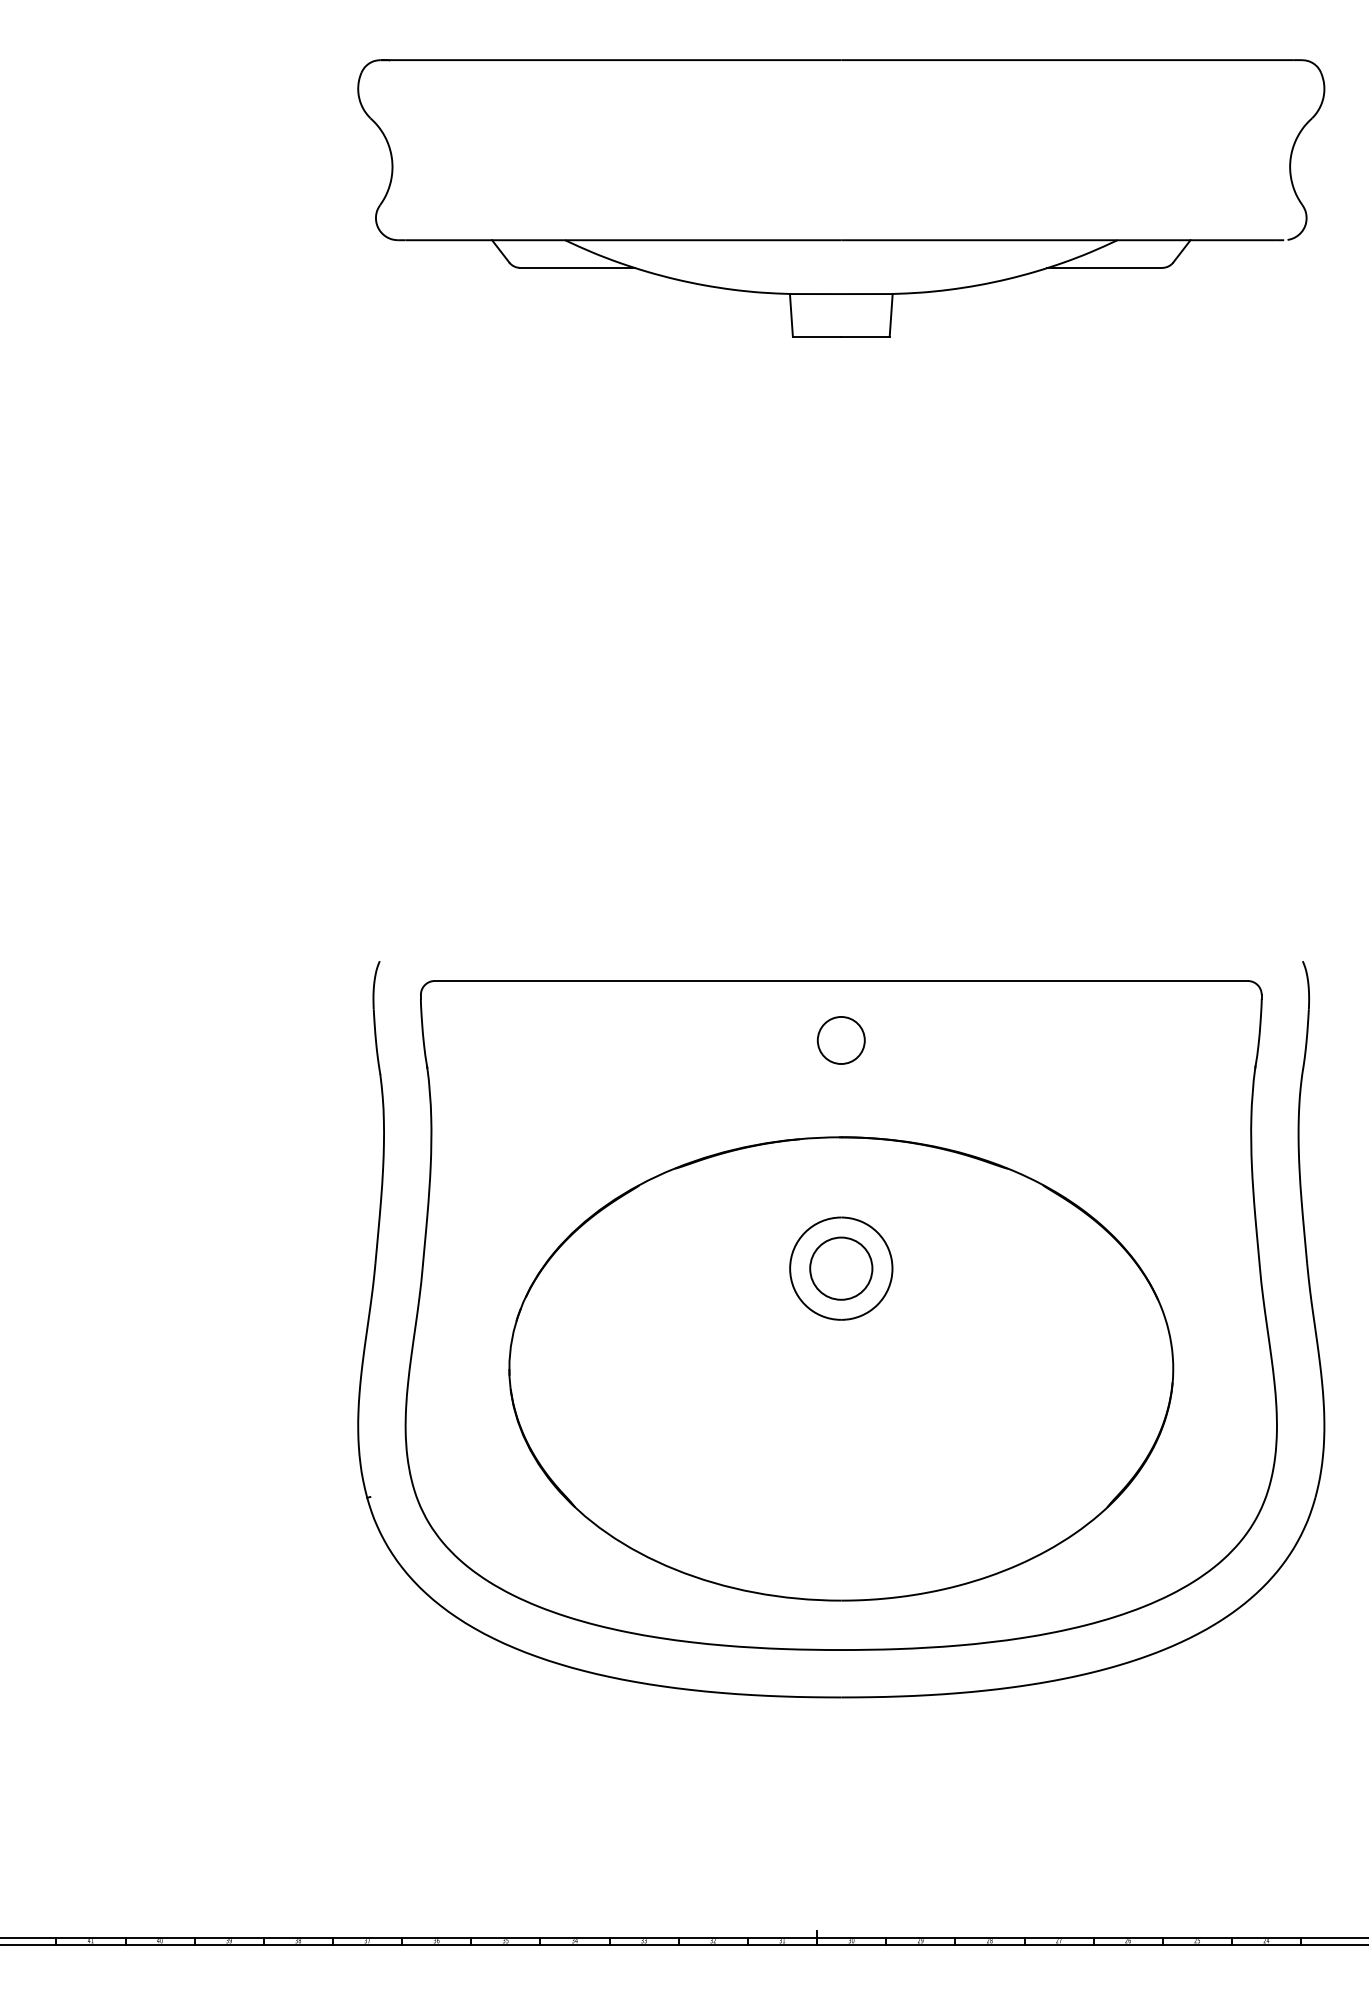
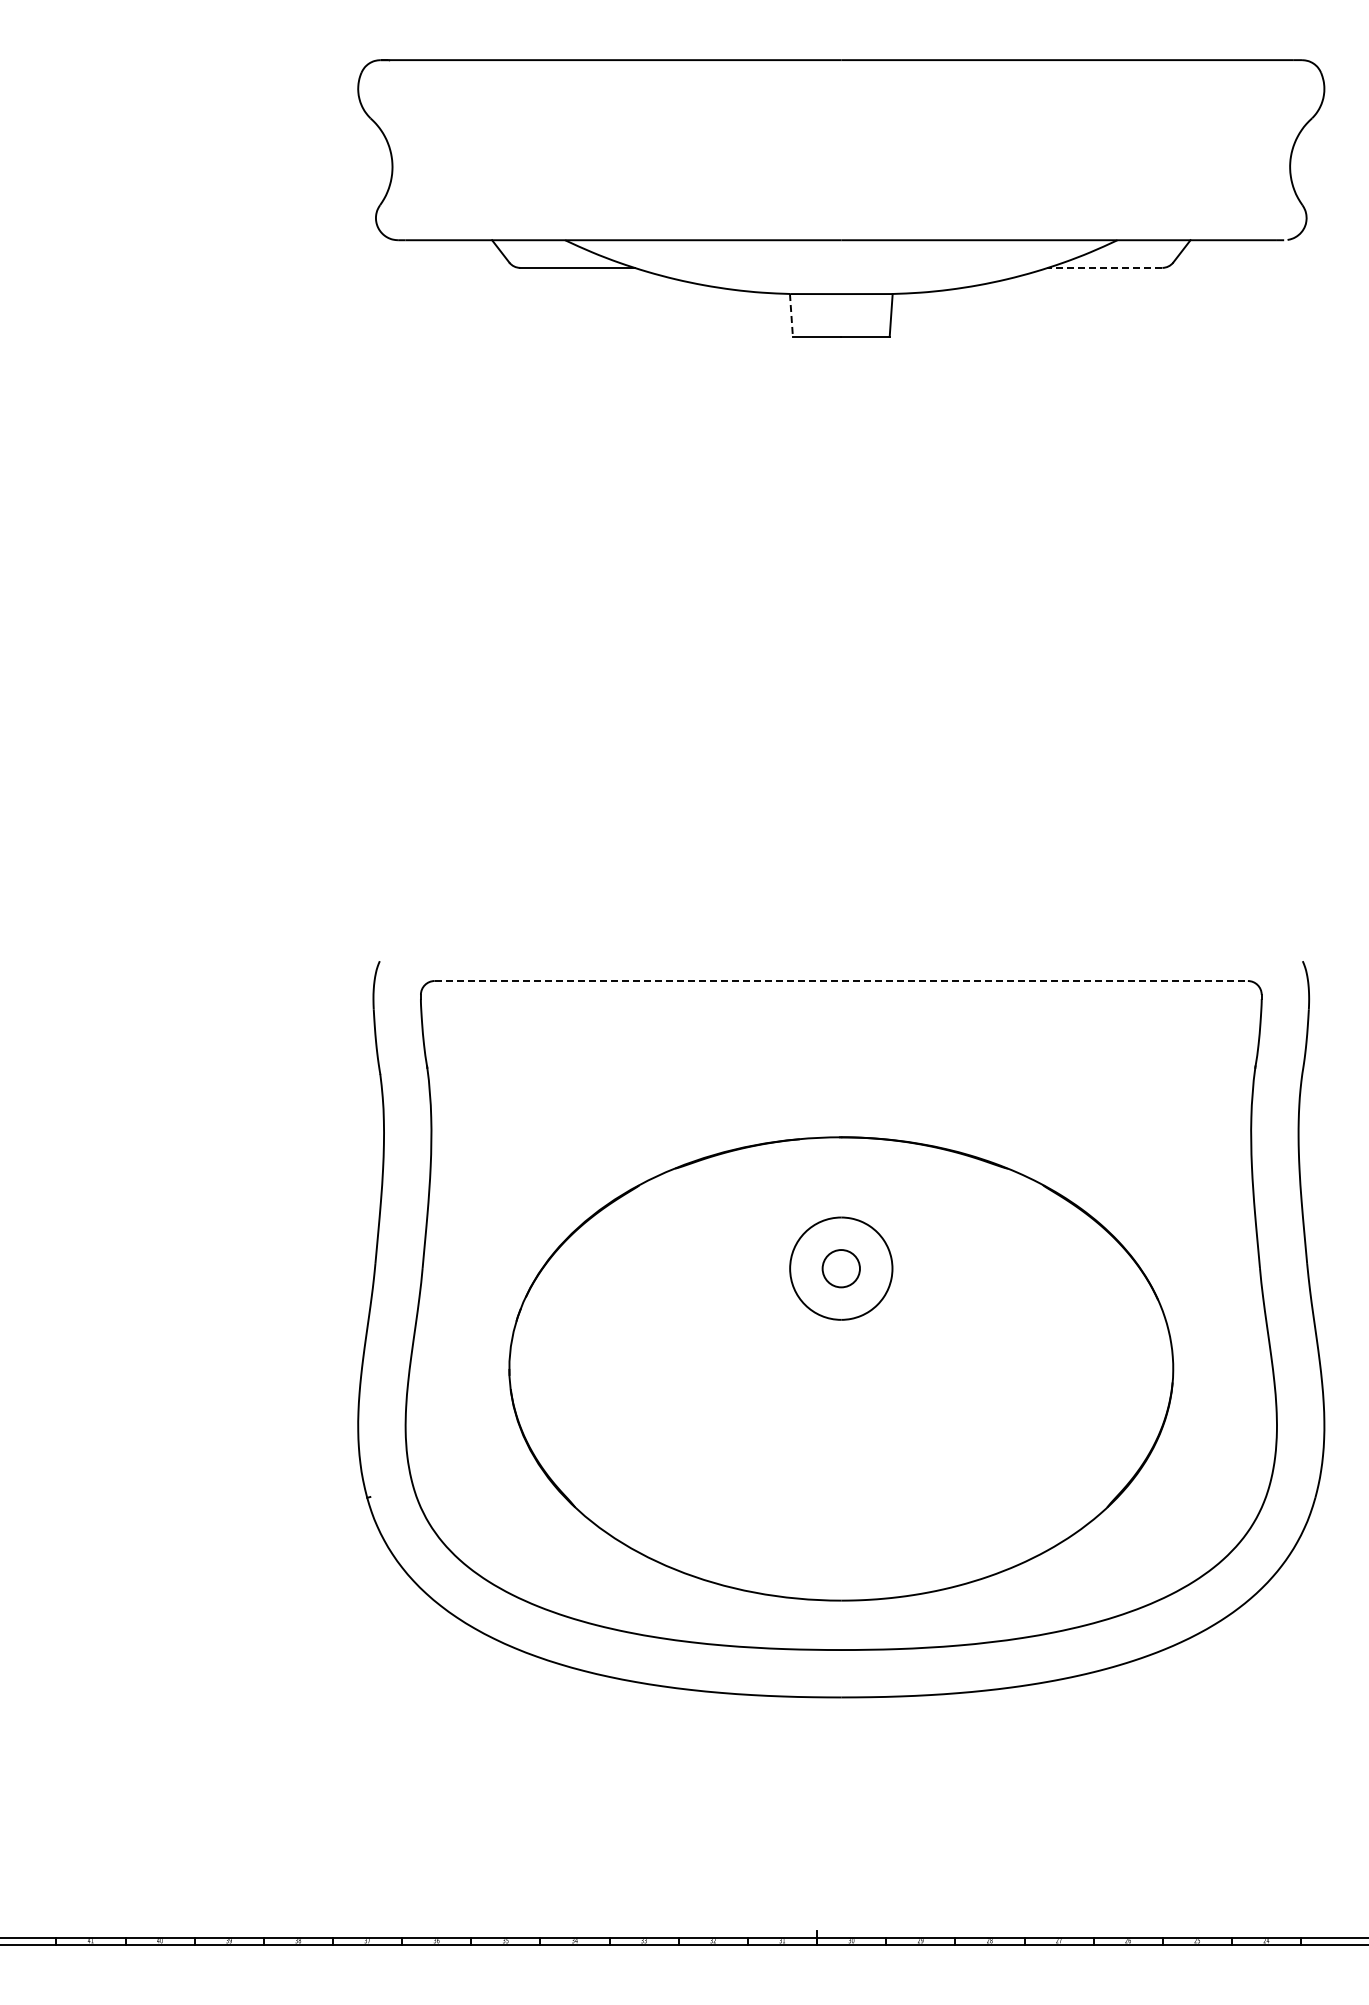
line: solid -> dashed (1104, 267)
line: solid -> dashed (791, 315)
line: solid -> dashed (841, 981)
circle: present -> none (840, 1040)
circle diameter: 62 px -> 37 px (840, 1268)
